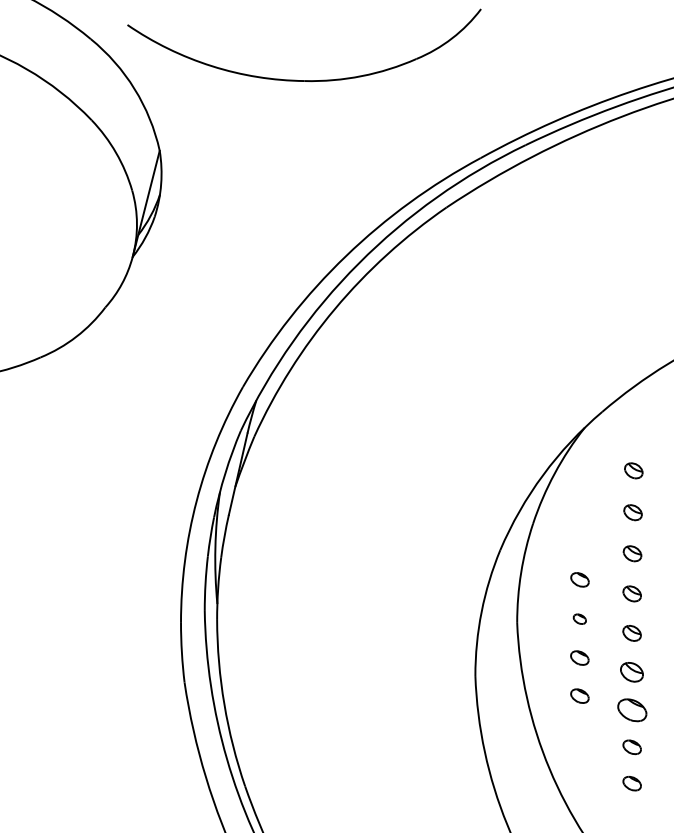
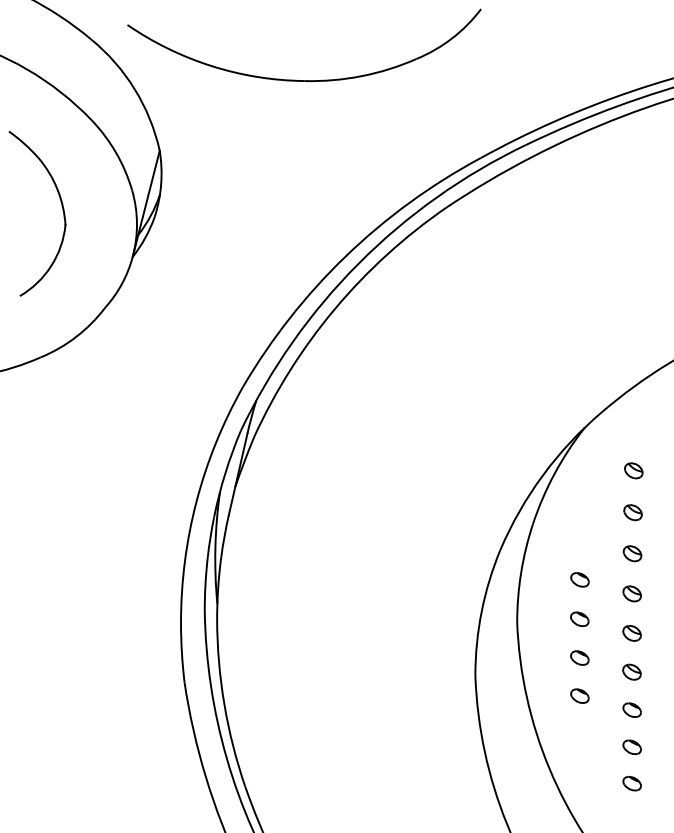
part: none -> present (61, 206)
part size: 15x12 px -> 20x16 px (579, 618)
part size: 24x21 px -> 20x18 px (631, 671)
part size: 31x25 px -> 20x16 px (631, 709)
